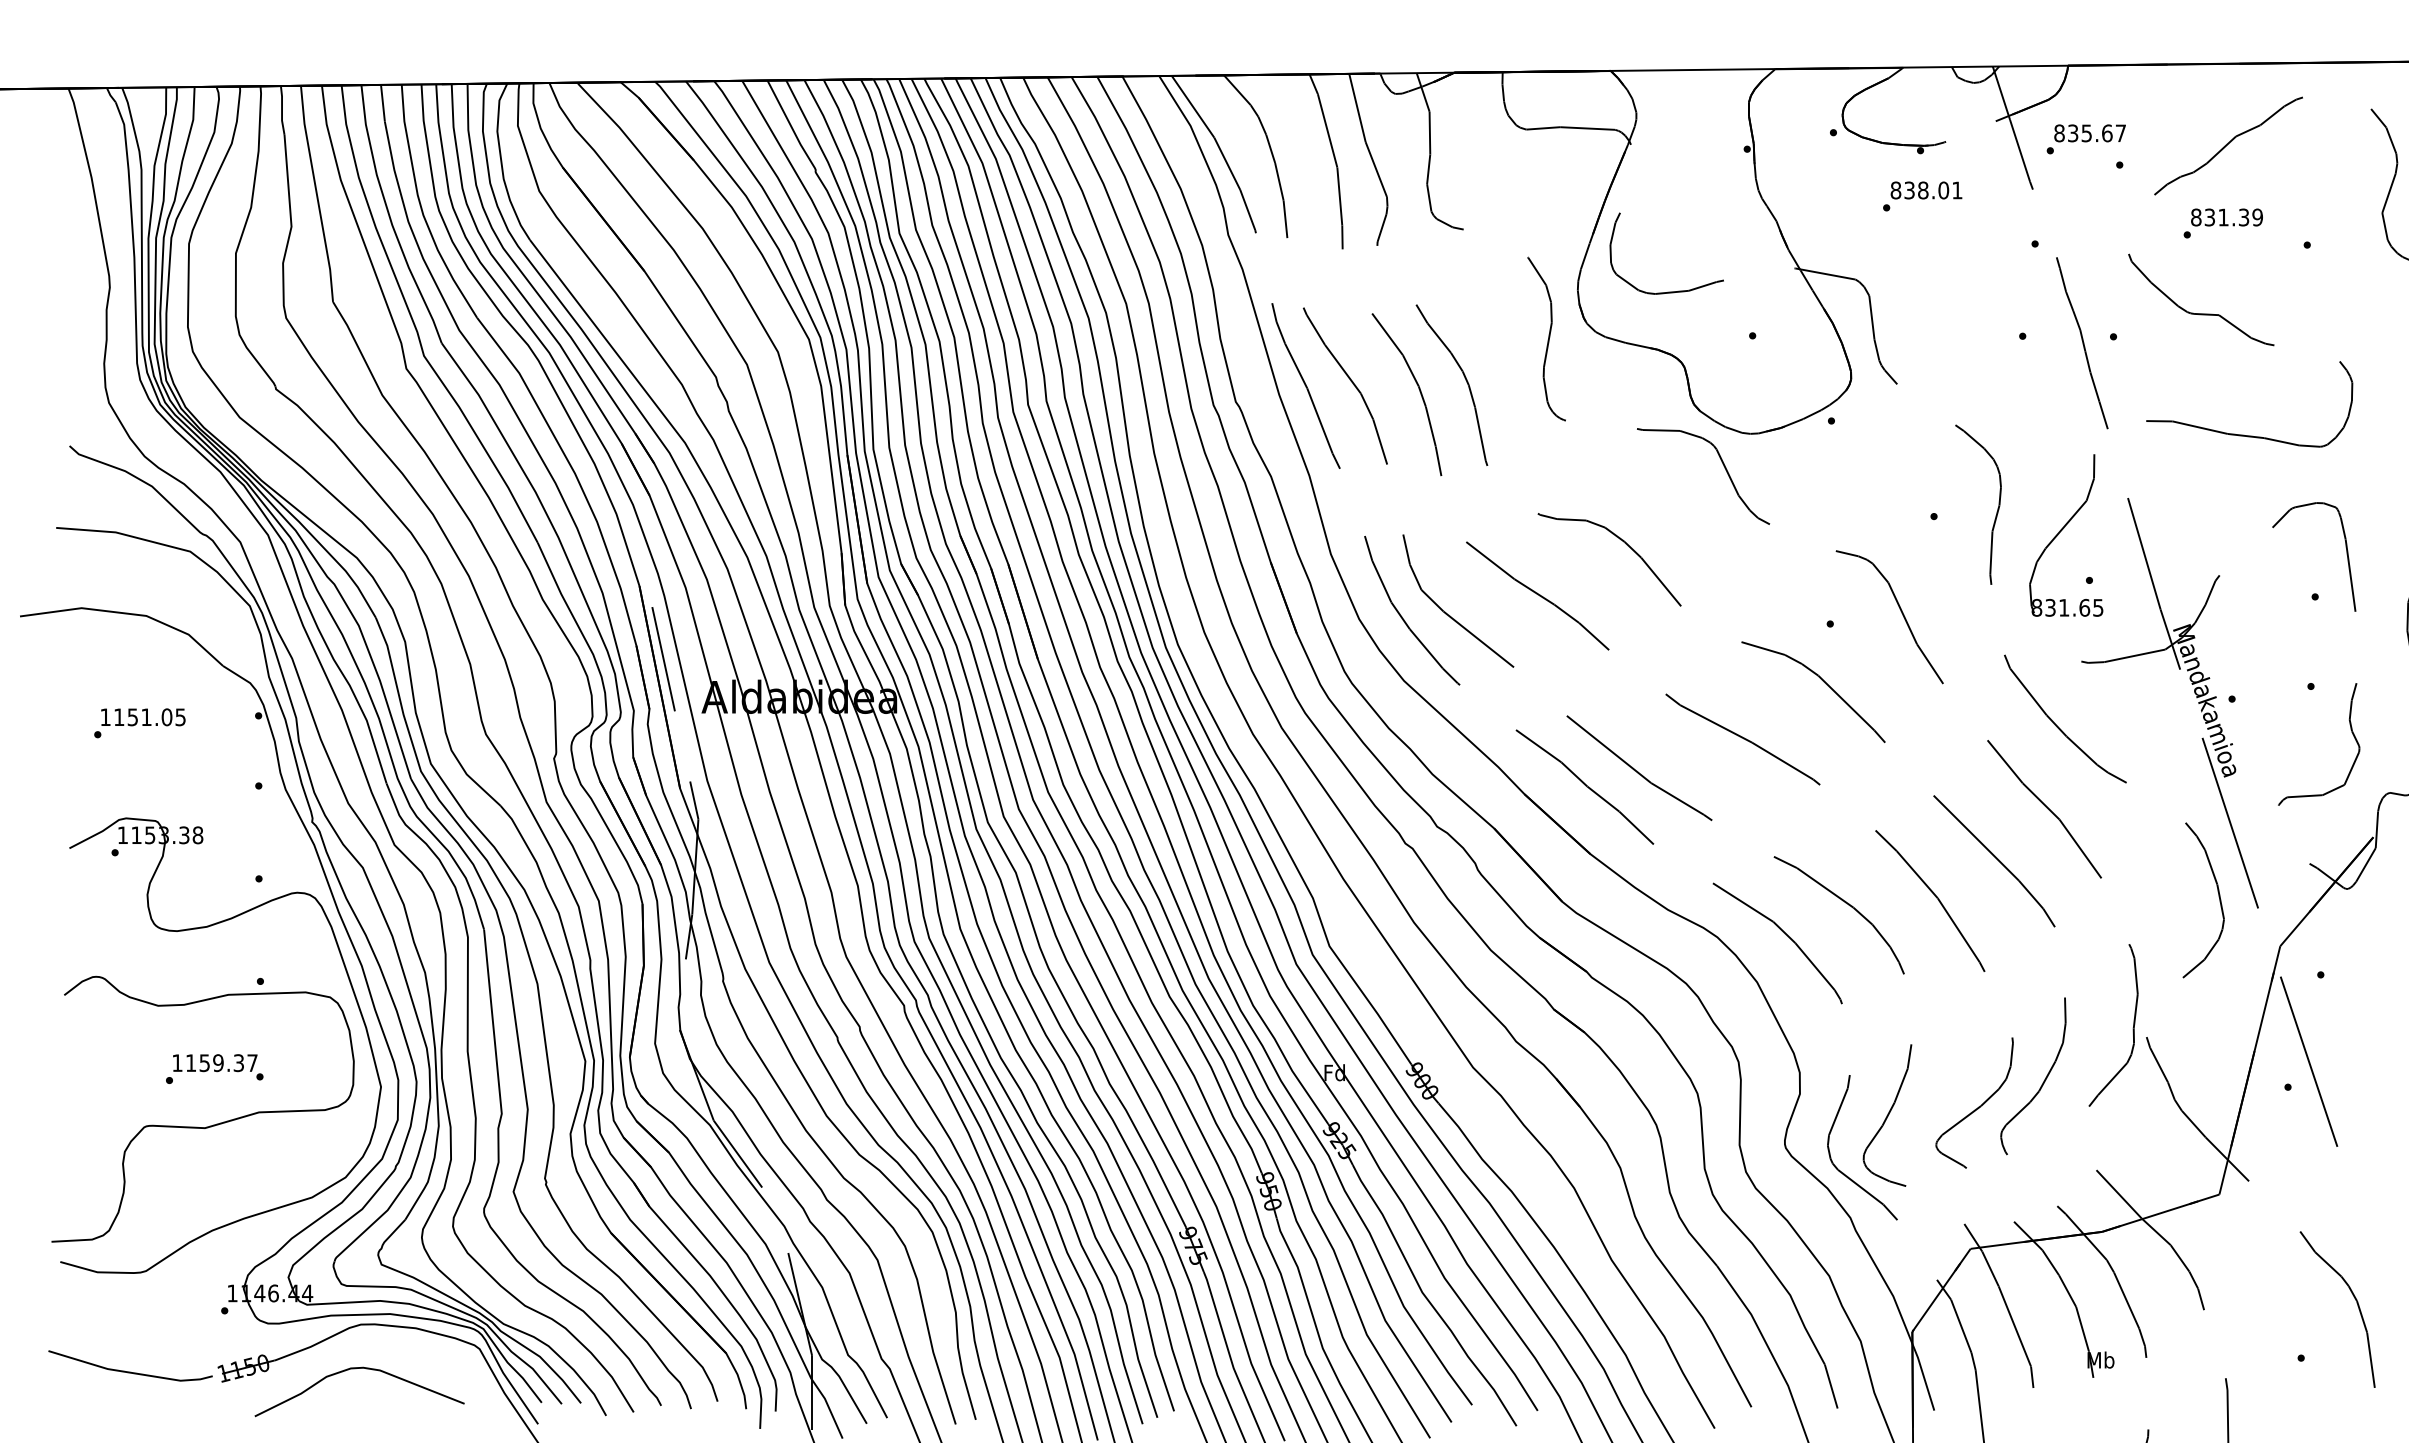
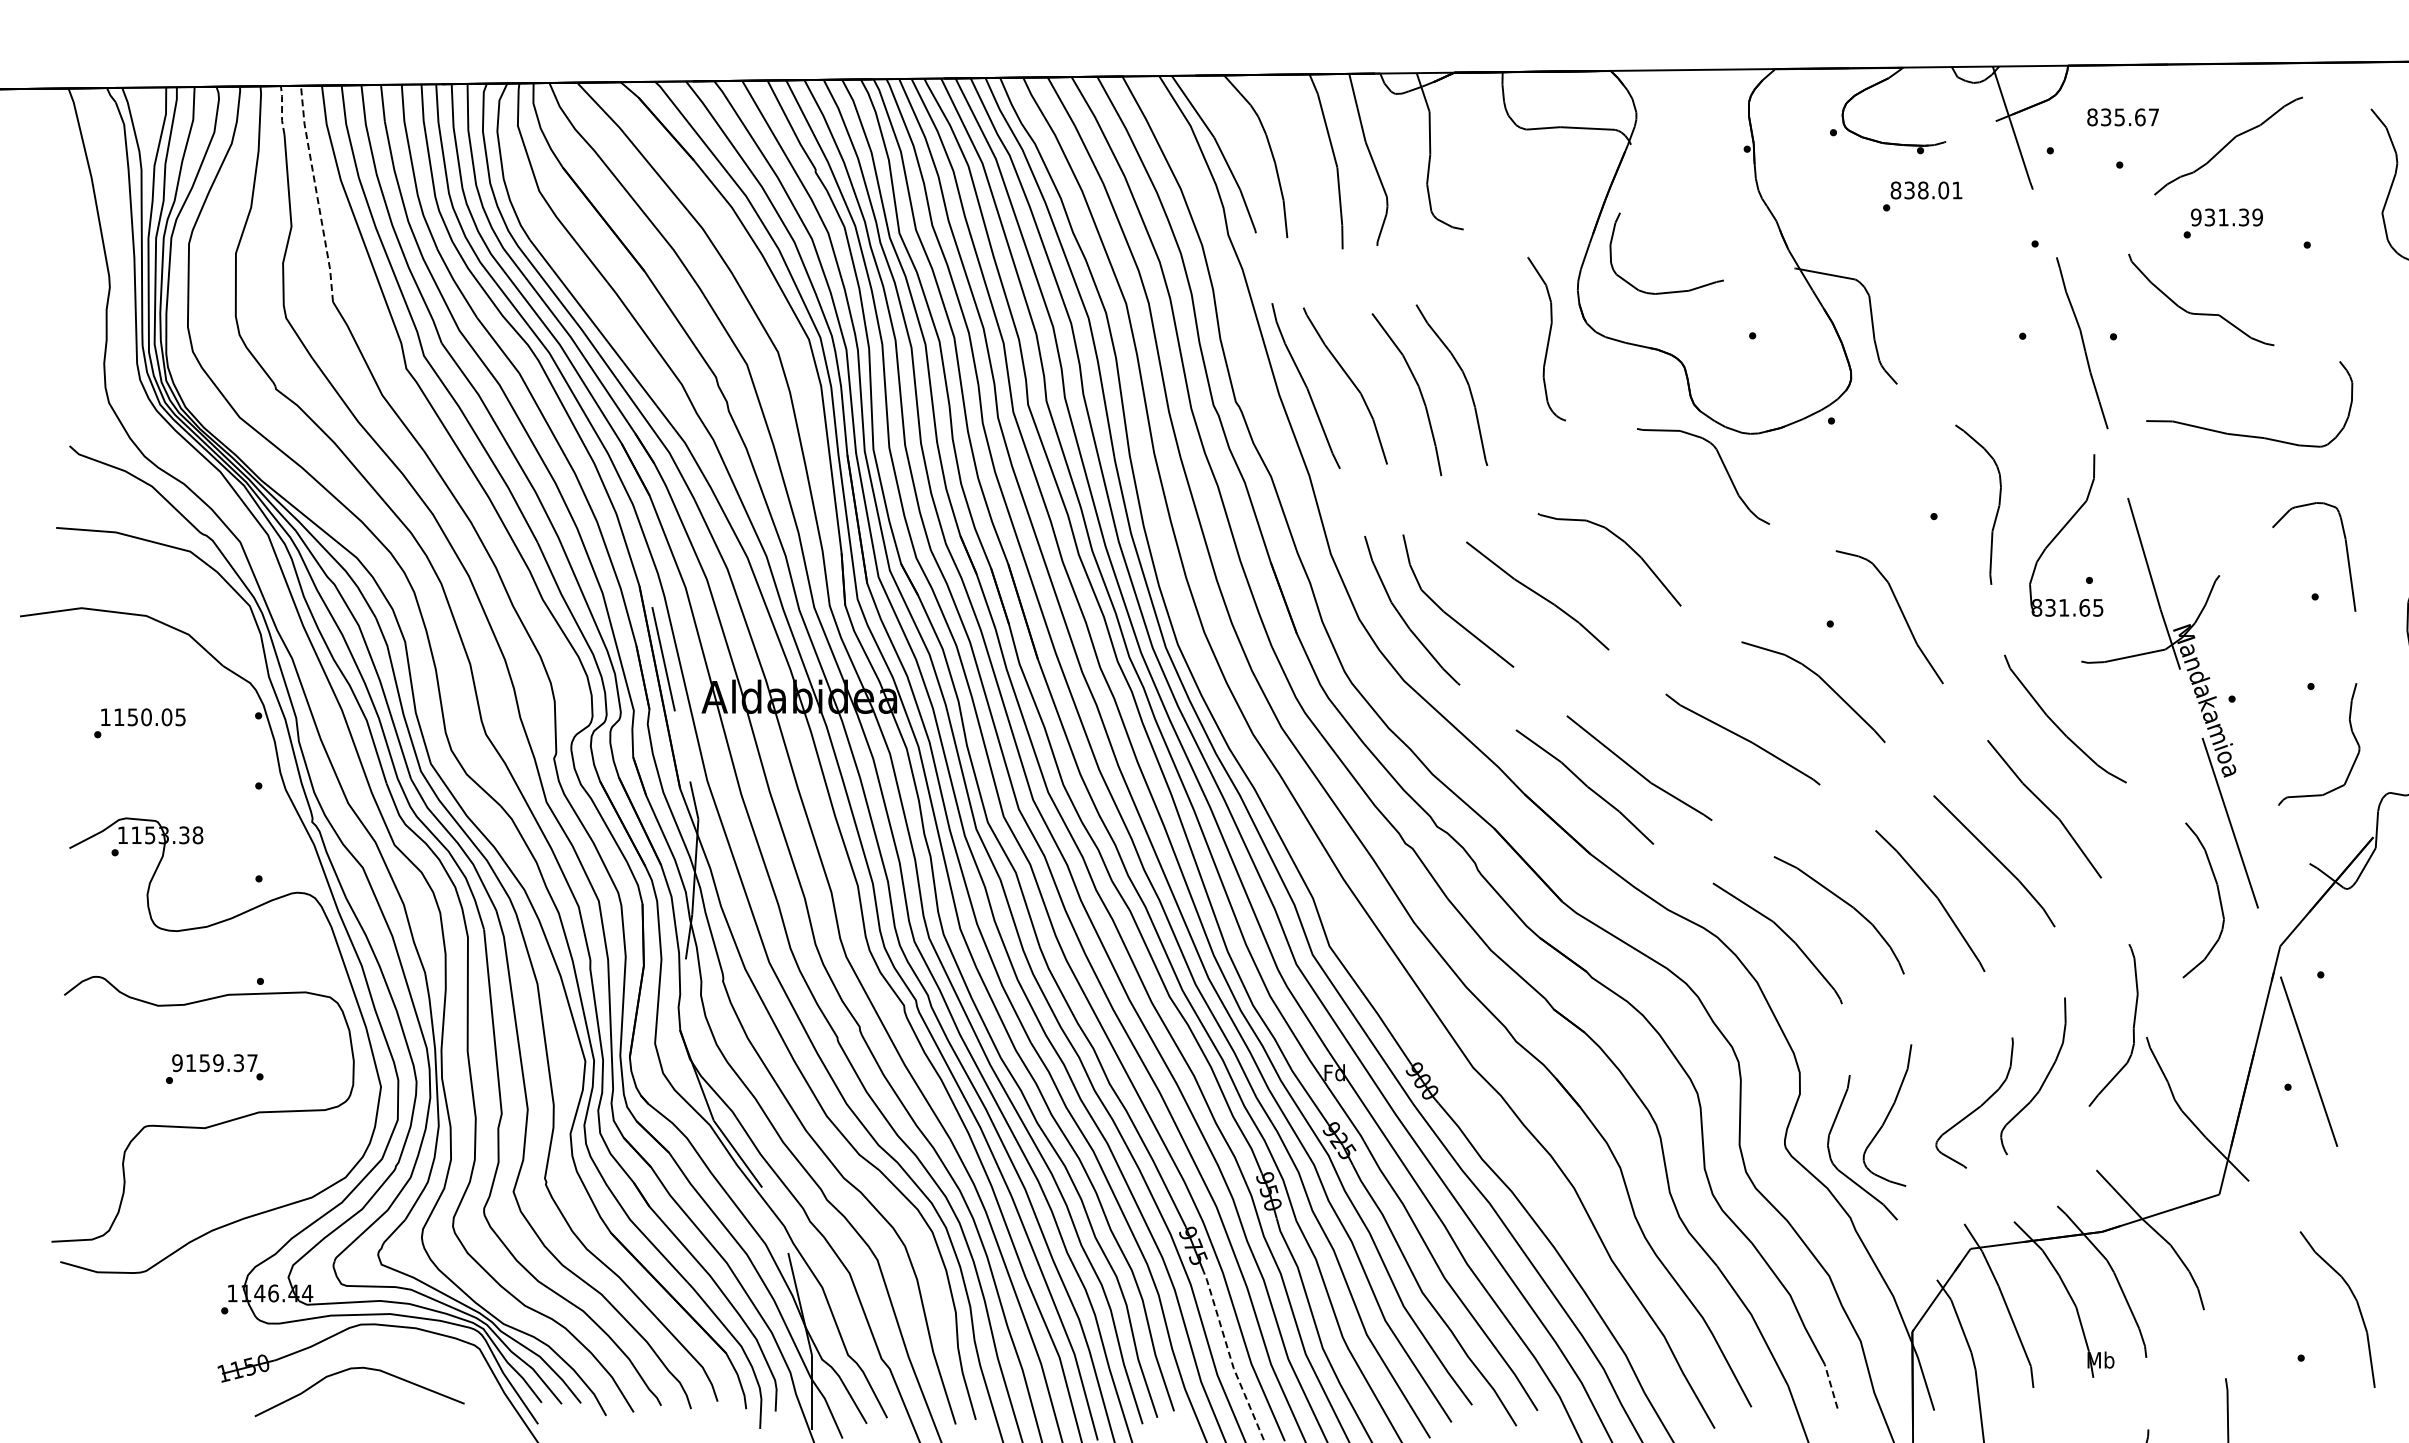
line: solid -> dashed (282, 110)
text position: (2089, 133) -> (2122, 117) (2122, 117)
line: solid -> dashed (316, 193)
text: 831.39 -> 931.39 (2195, 217)
text: 1151.05 -> 1150.05 (146, 717)
text: 1159.37 -> 9159.37 (177, 1063)
line: solid -> dashed (1230, 1357)
line: present -> none (130, 1371)
line: solid -> dashed (1831, 1386)
